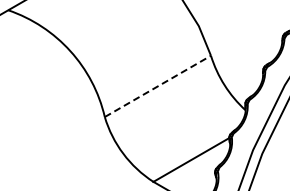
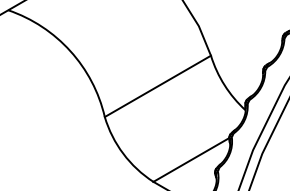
line: dashed -> solid (158, 86)
